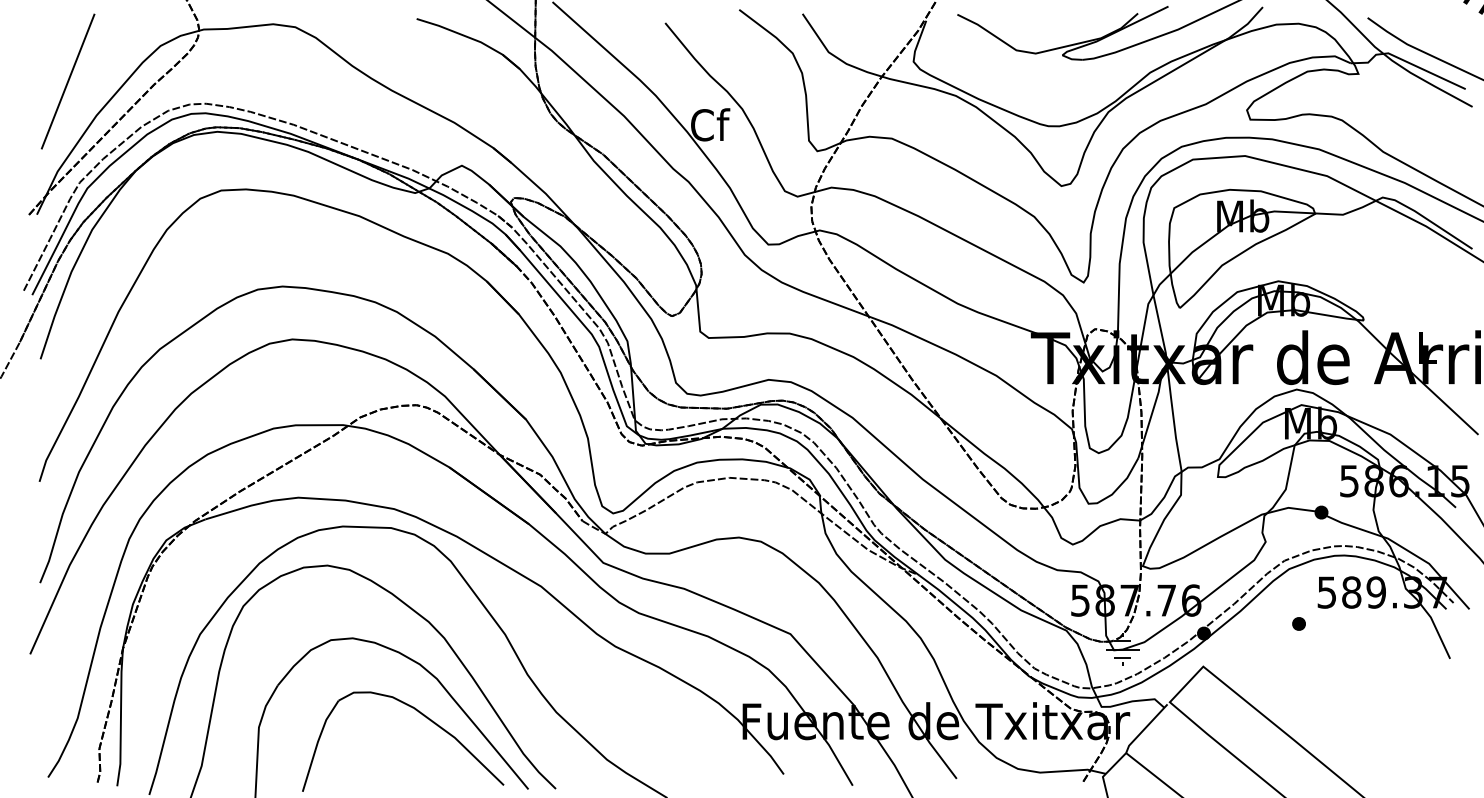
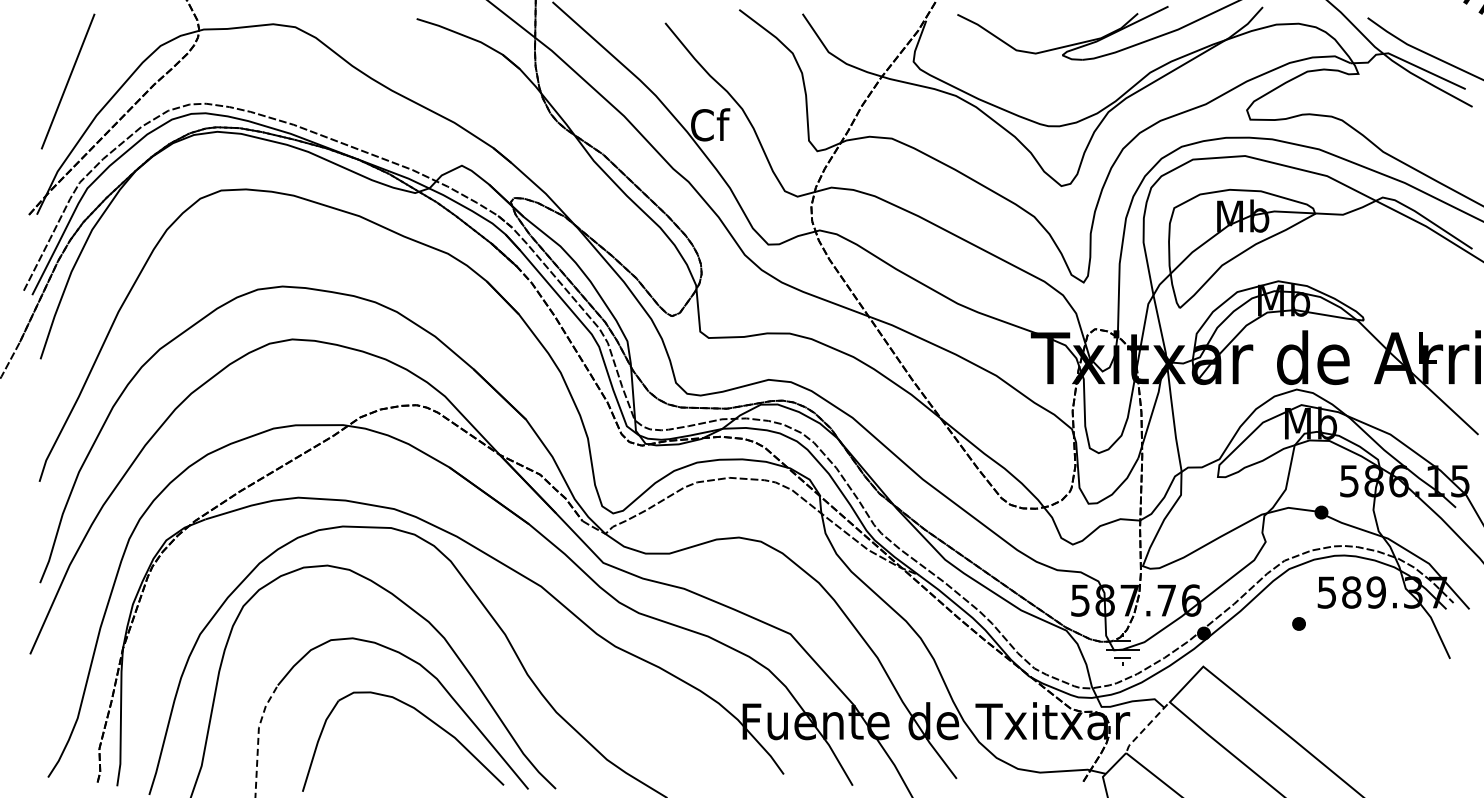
line: solid -> dashed (1145, 728)
line: solid -> dashed (258, 738)
